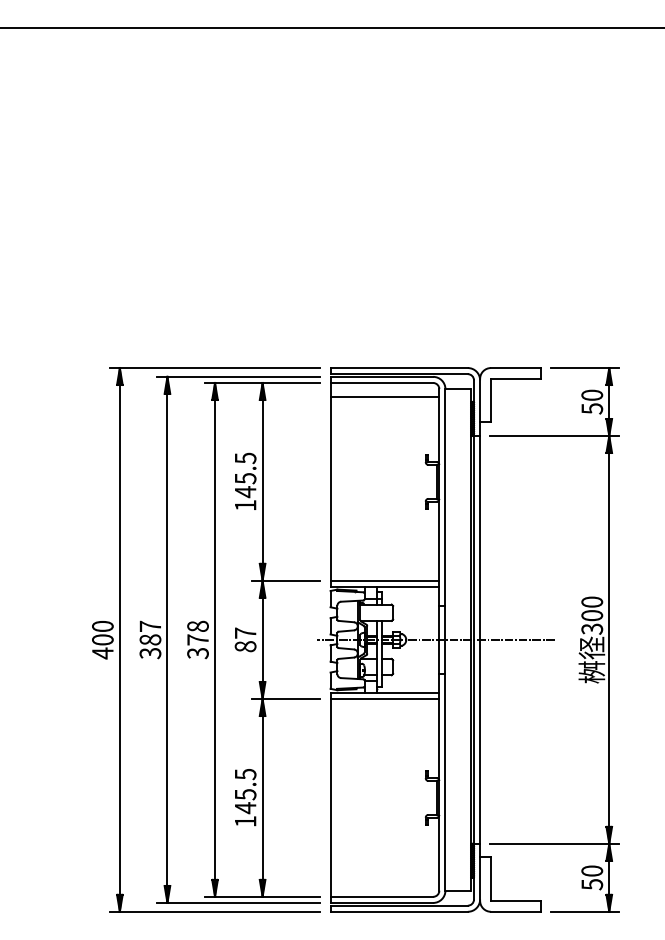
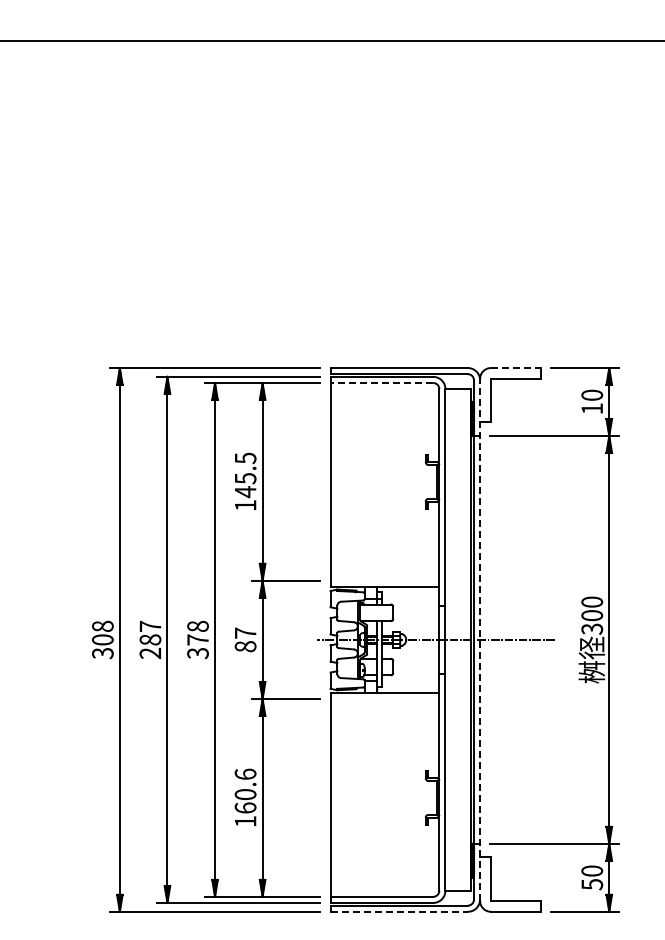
line position: (331, 28) -> (331, 41) (331, 41)
line: solid -> dashed (516, 368)
line: solid -> dashed (381, 382)
line: present -> none (384, 397)
text: 50 -> 10 (592, 408)
line: present -> none (384, 580)
text: 400 -> 308 (102, 639)
line: solid -> dashed (480, 639)
text: 387 -> 287 (150, 653)
line: present -> none (384, 699)
text: 145.5 -> 160.6 (245, 791)
line: solid -> dashed (399, 911)
